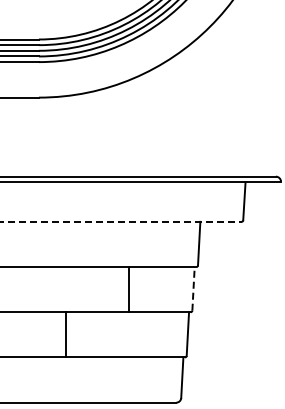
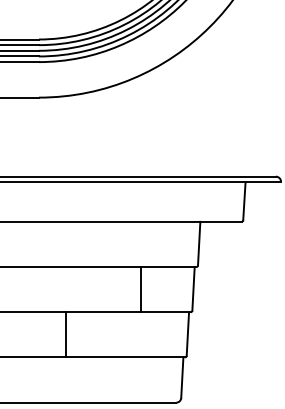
line: dashed -> solid (121, 221)
line: dashed -> solid (193, 288)
line position: (128, 289) -> (140, 289) (140, 289)
